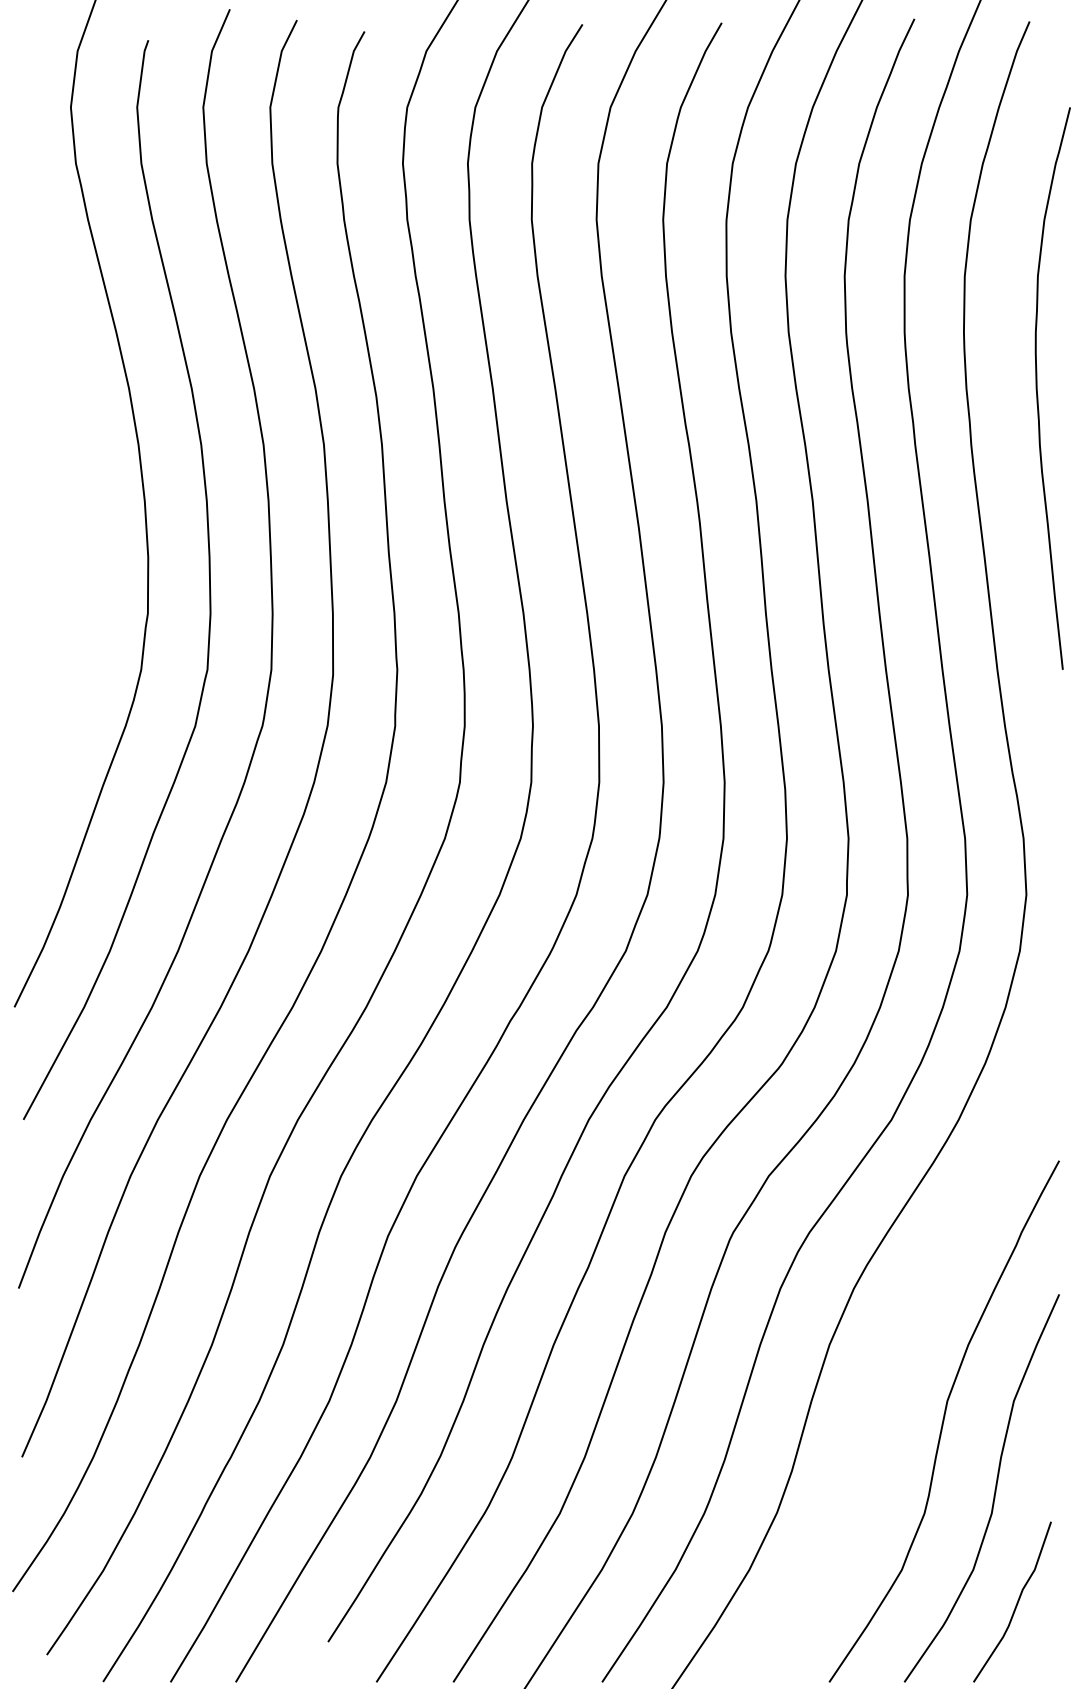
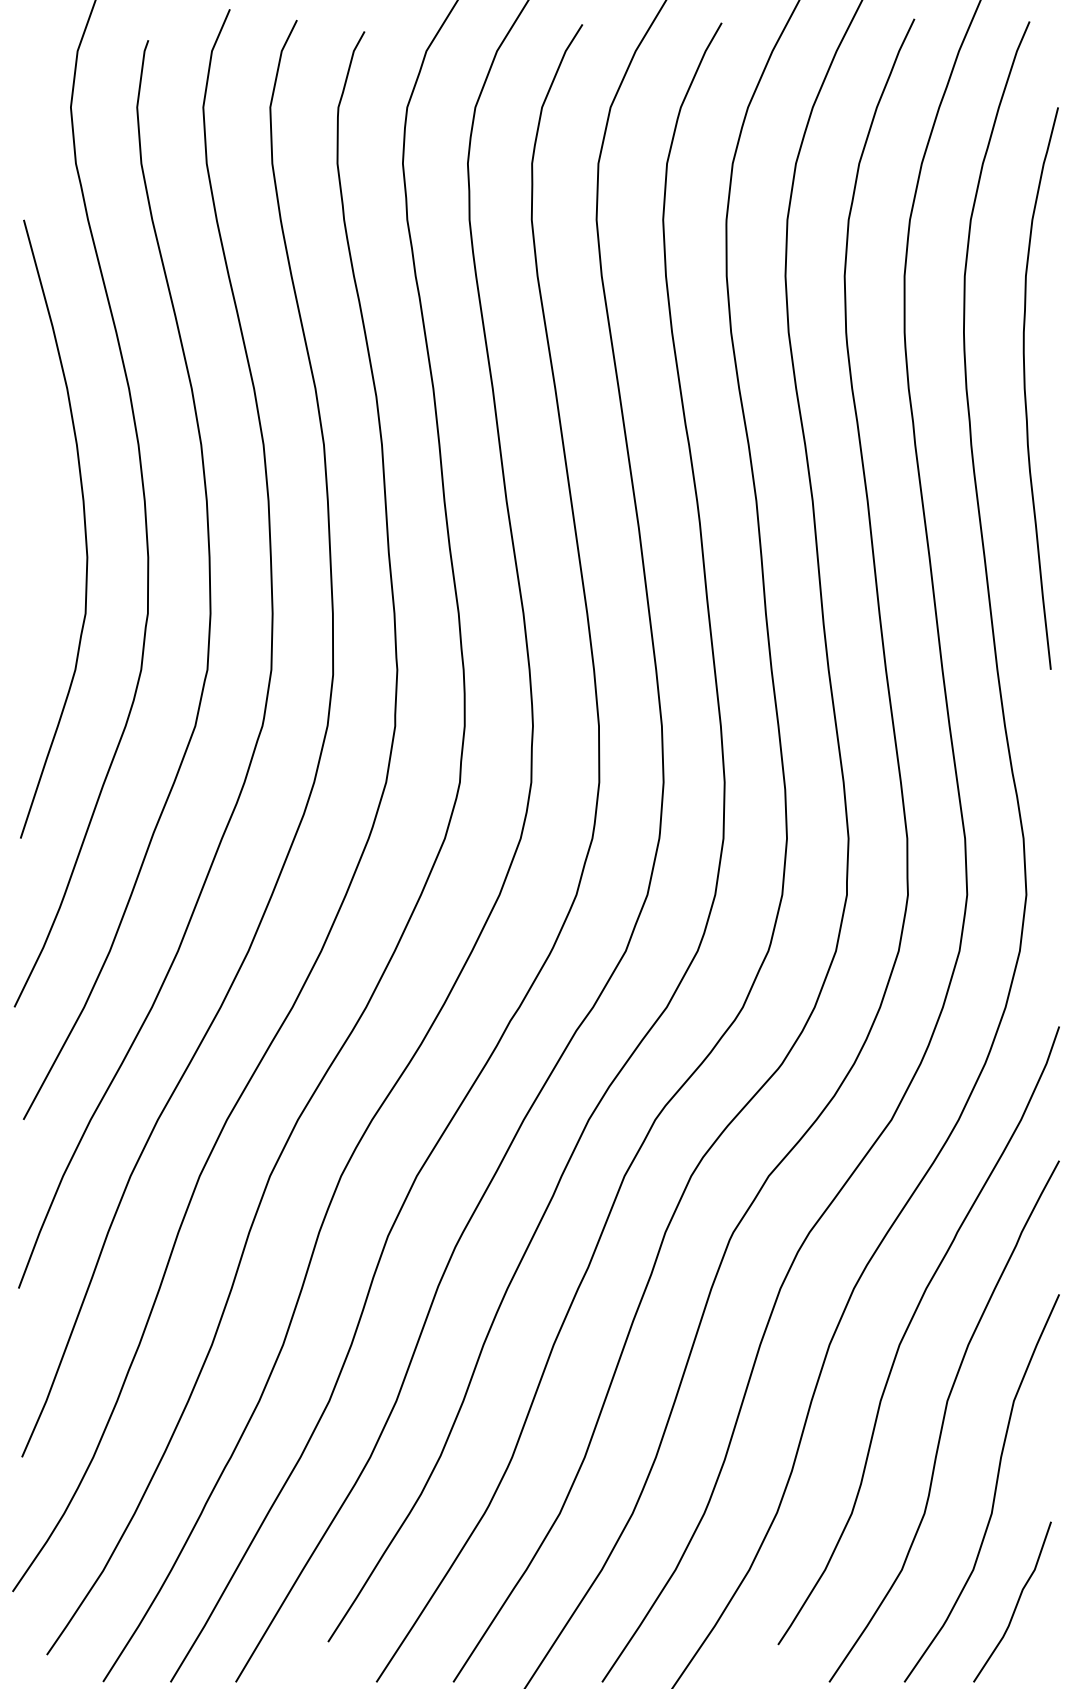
curve position: (1037, 388) -> (1025, 388) (1025, 388)
curve: none -> present (84, 528)
curve: none -> present (907, 1330)
